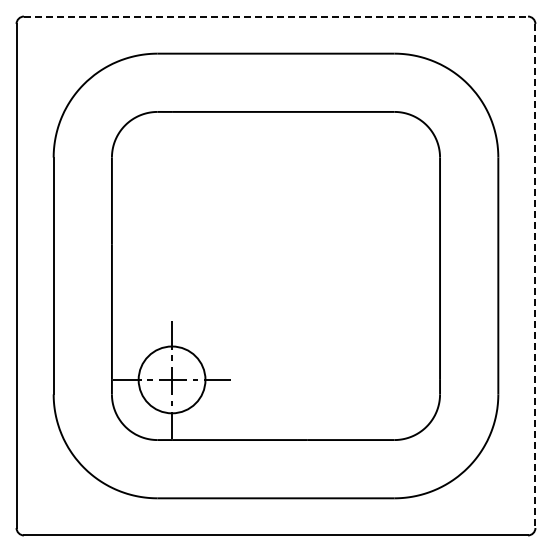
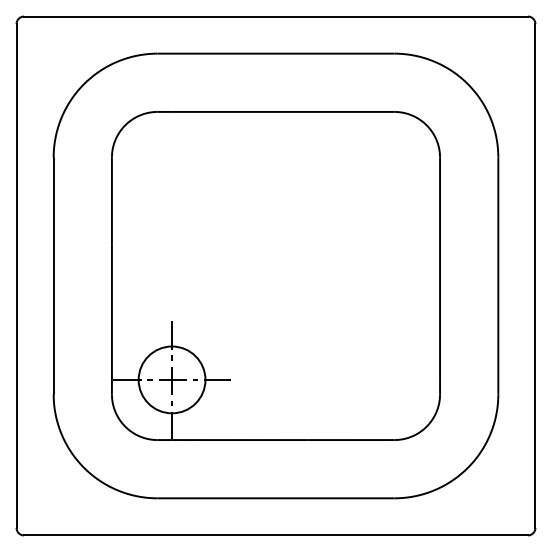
line: dashed -> solid (276, 16)
line: dashed -> solid (535, 276)
